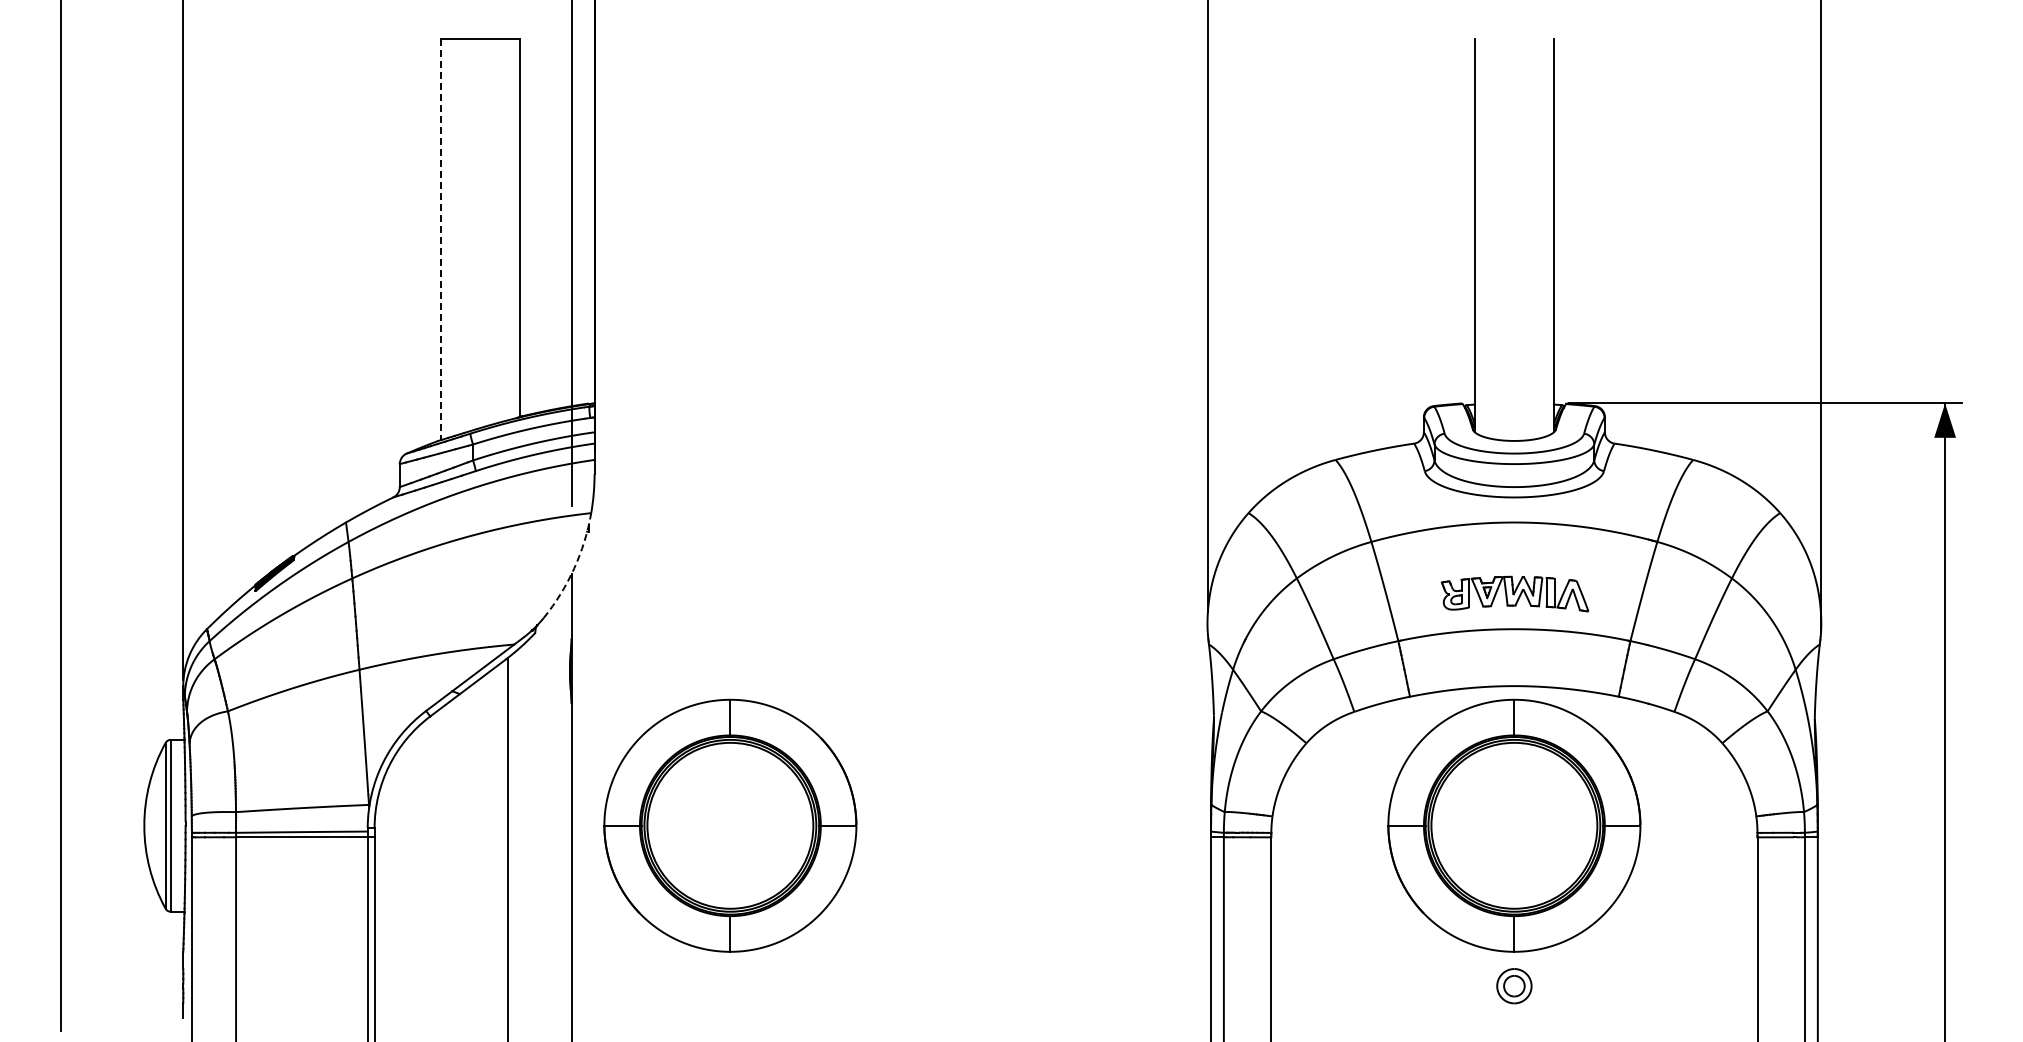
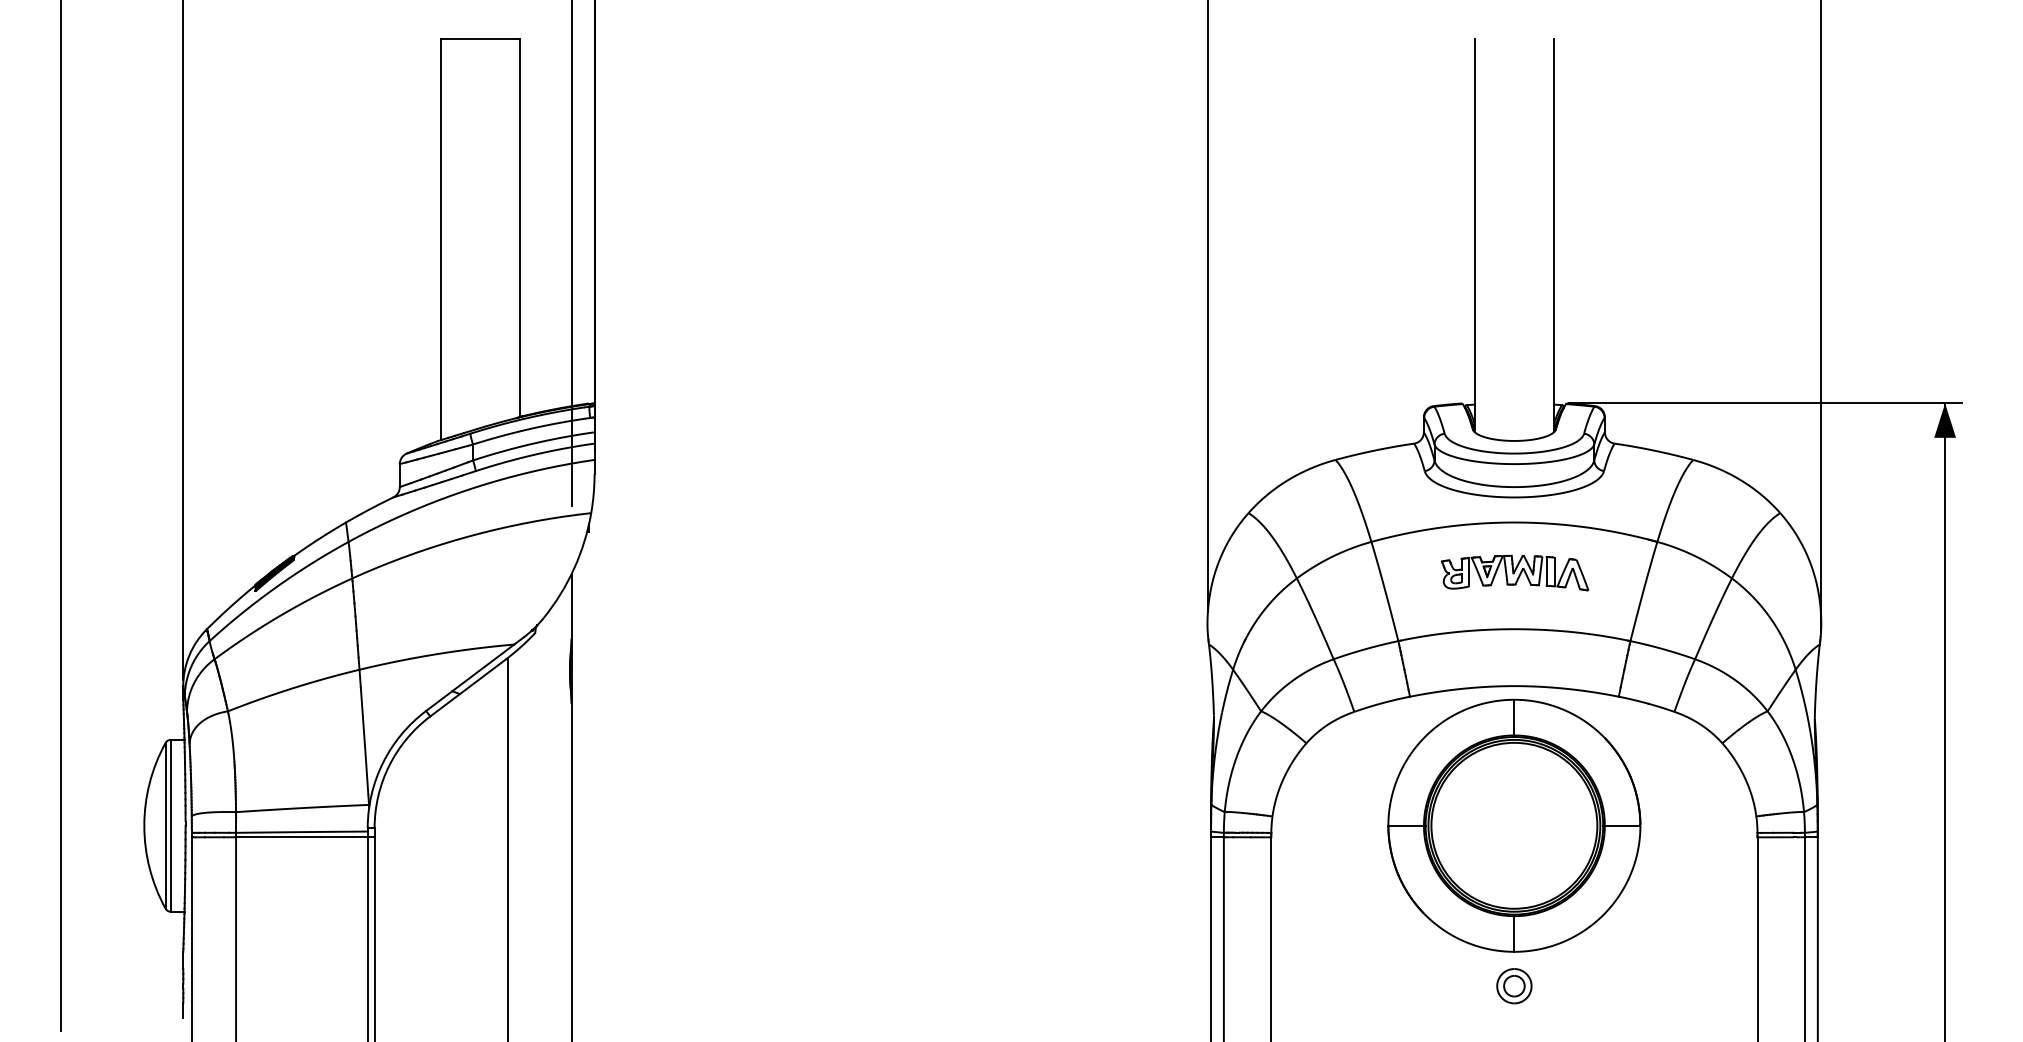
line: dashed -> solid (440, 239)
arc: dashed -> solid (574, 568)
part position: (1515, 593) -> (1515, 572) (1515, 572)
part: present -> none (730, 825)
